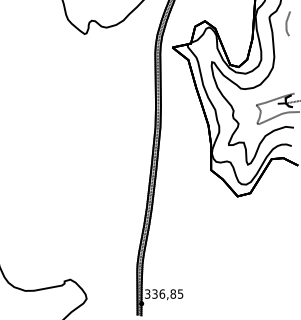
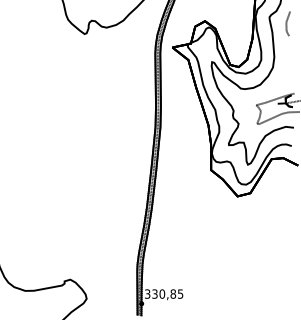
text: 336,85 -> 330,85 (162, 293)
